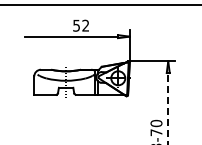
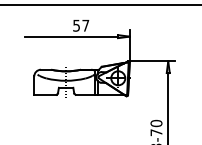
text: 52 -> 57 (85, 25)
line: dashed -> solid (168, 108)
